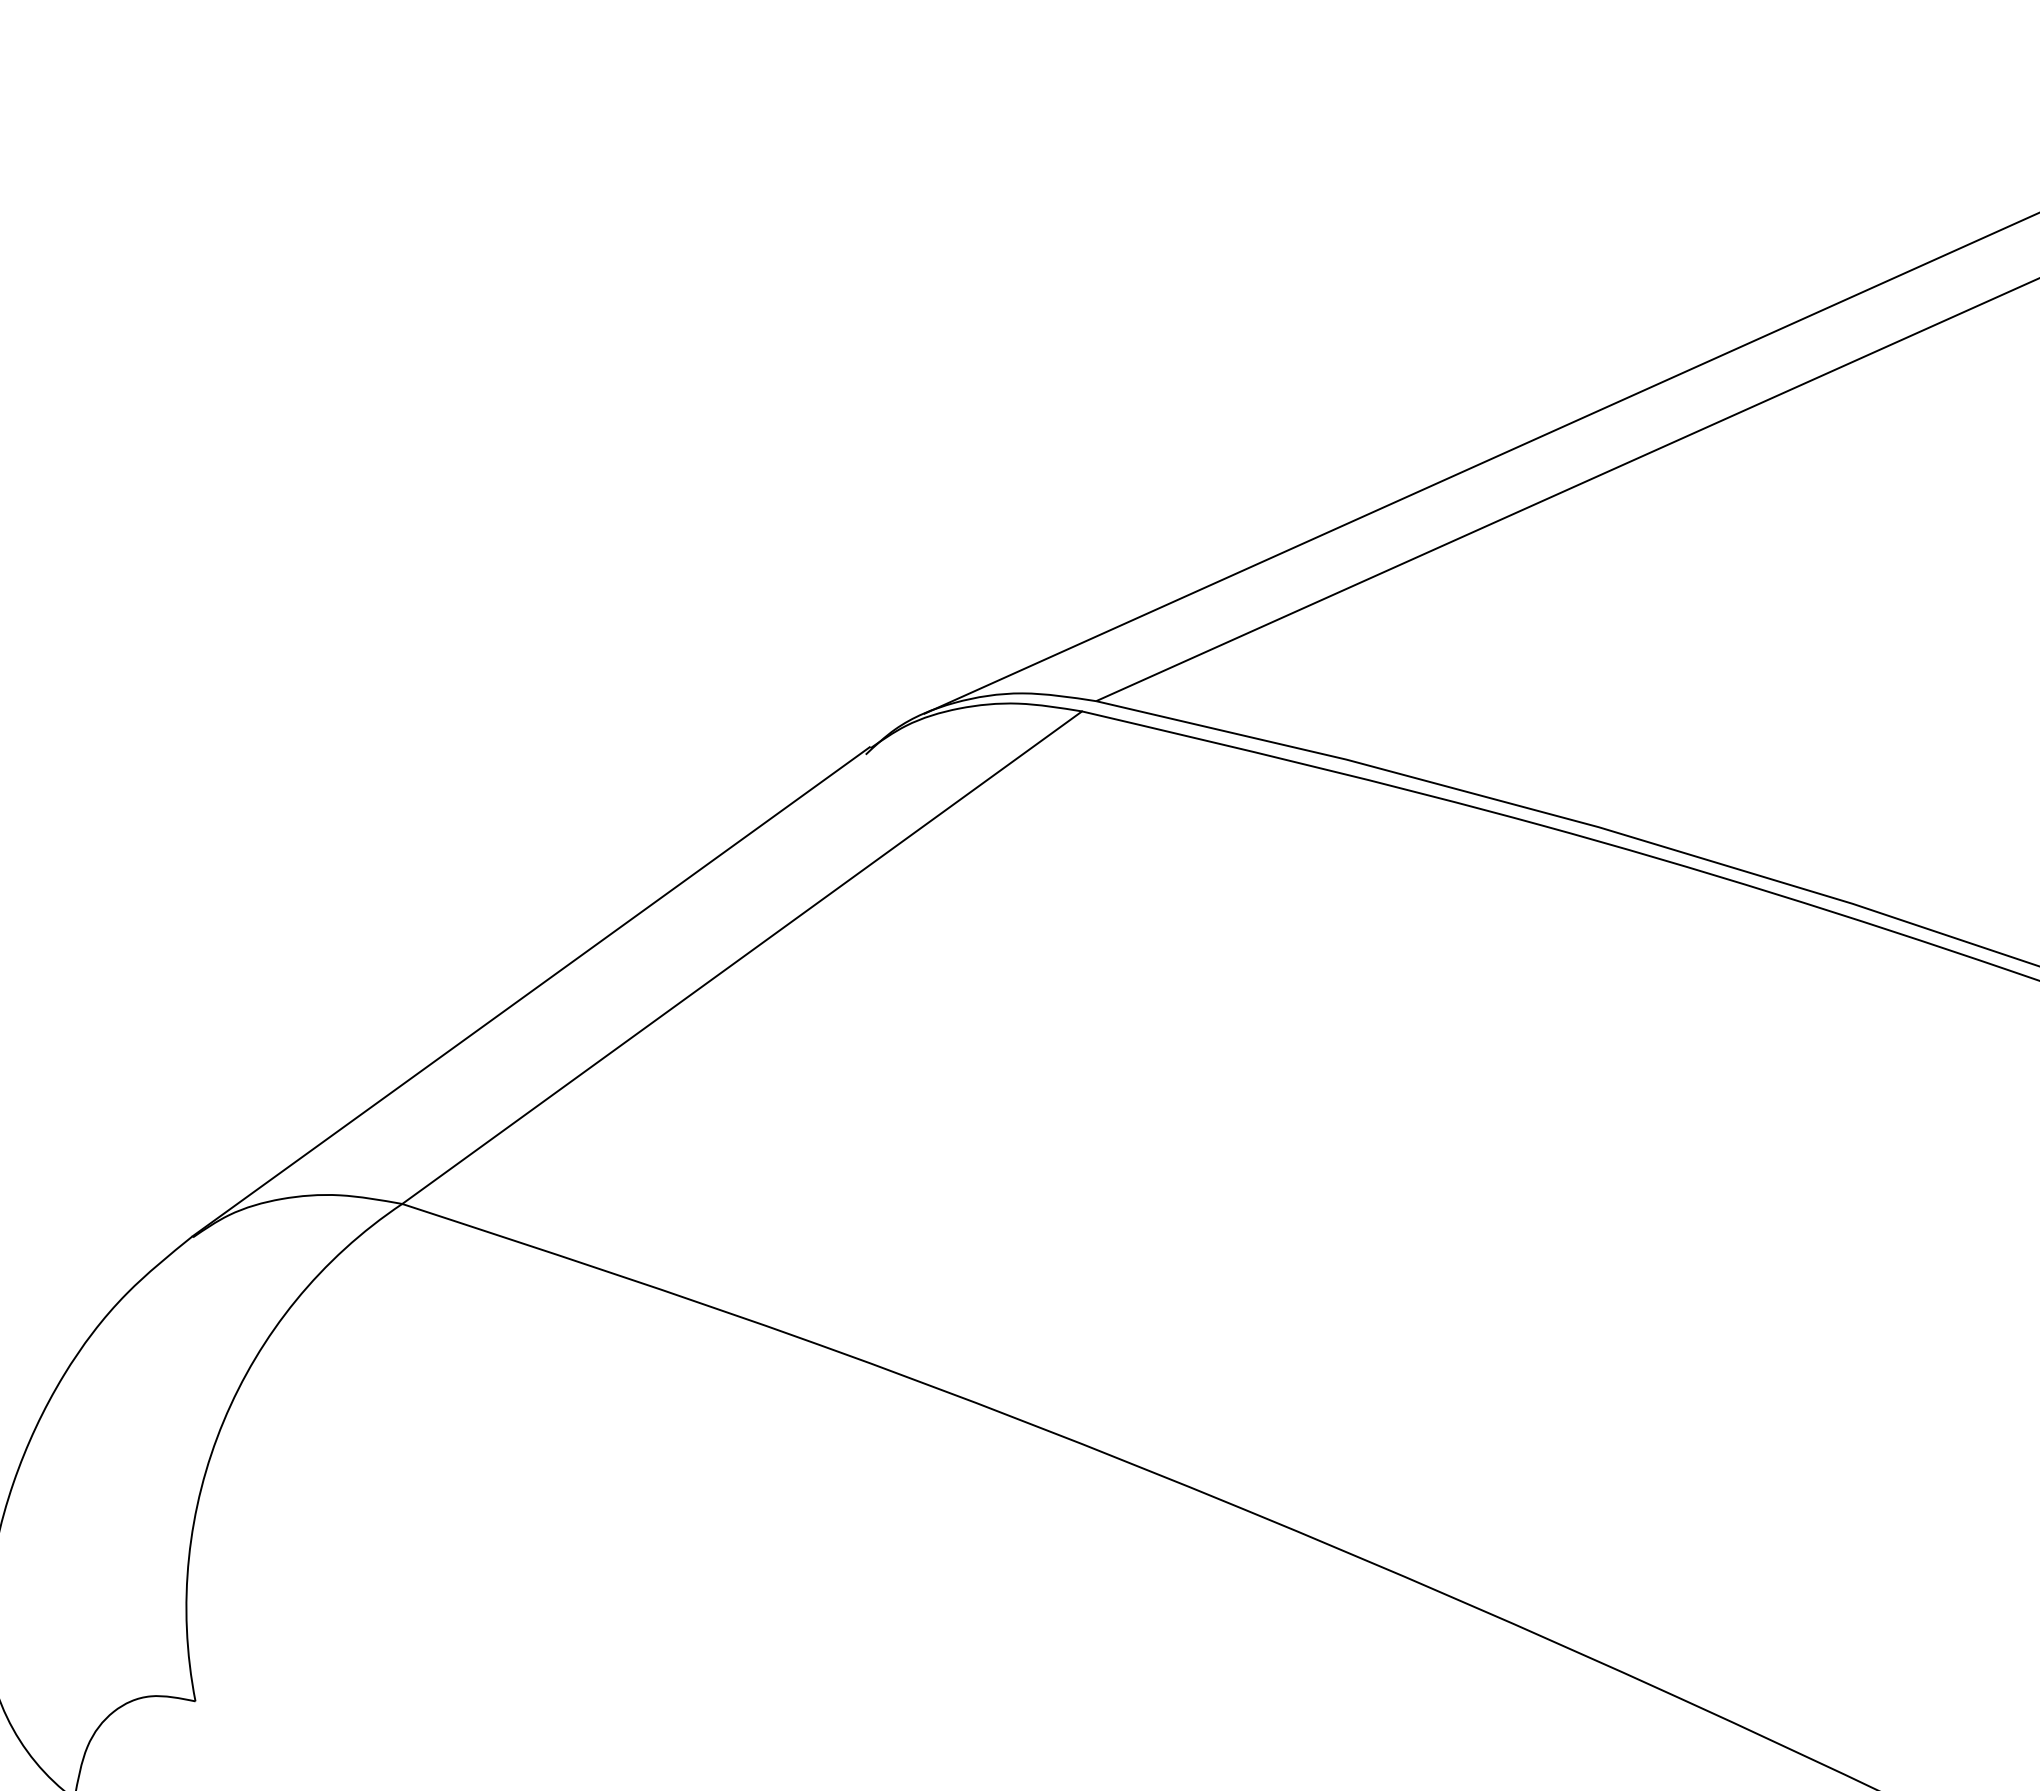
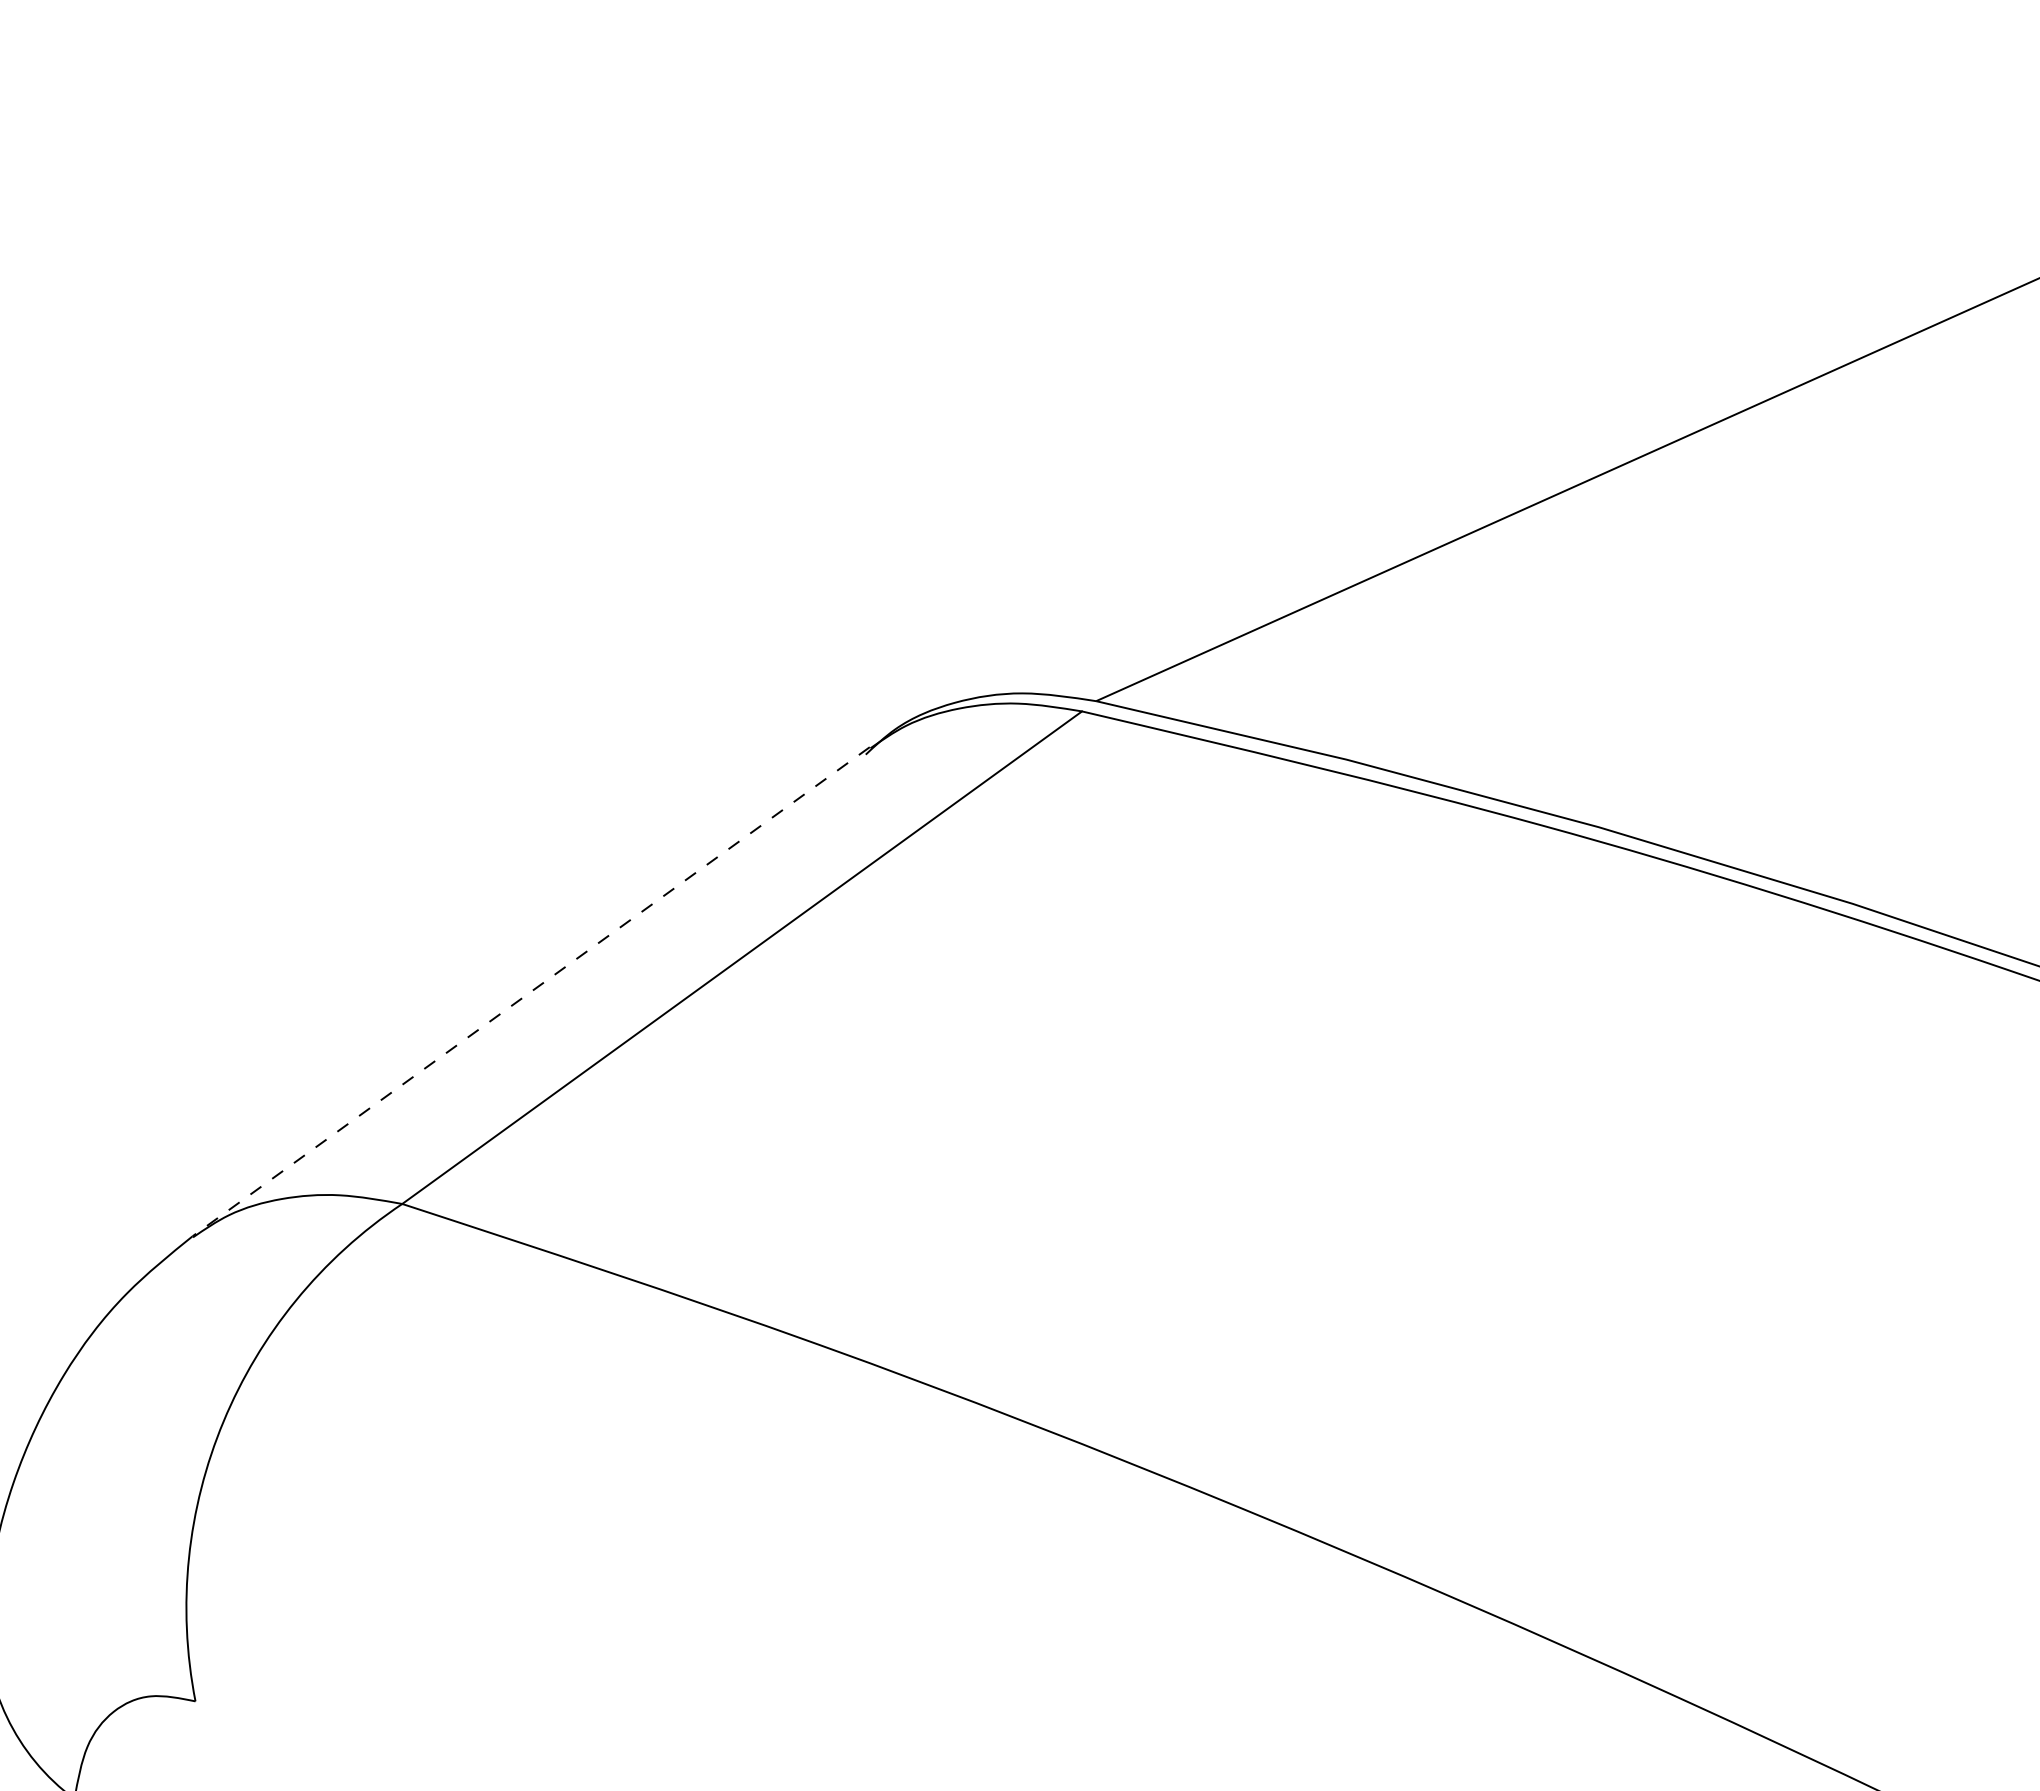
line: present -> none (1480, 463)
line: solid -> dashed (531, 991)
